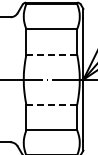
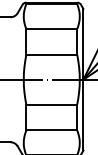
line: dashed -> solid (51, 54)
line: dashed -> solid (51, 104)
